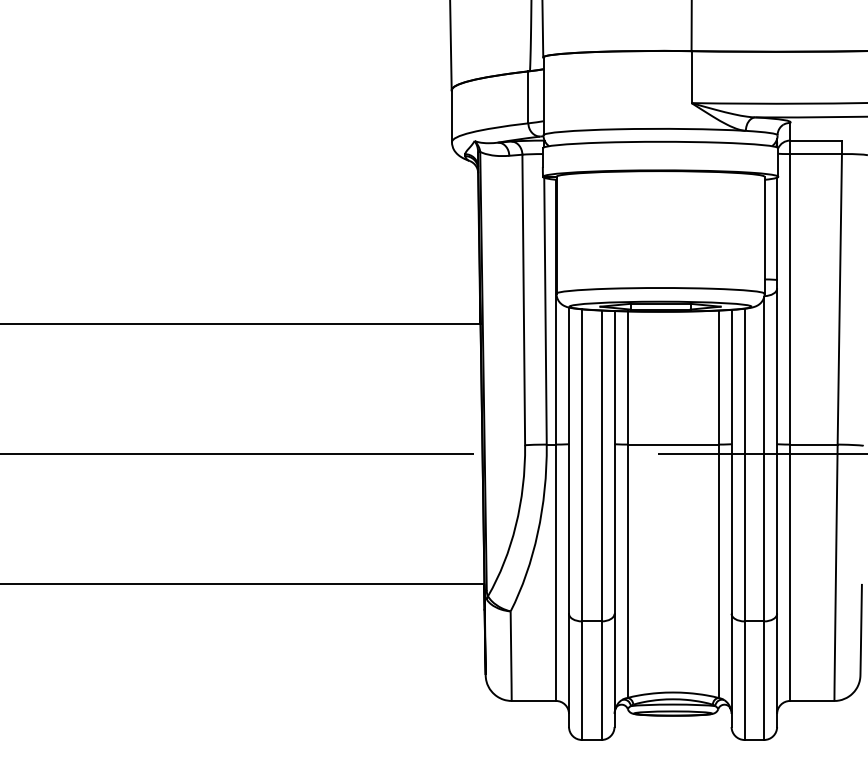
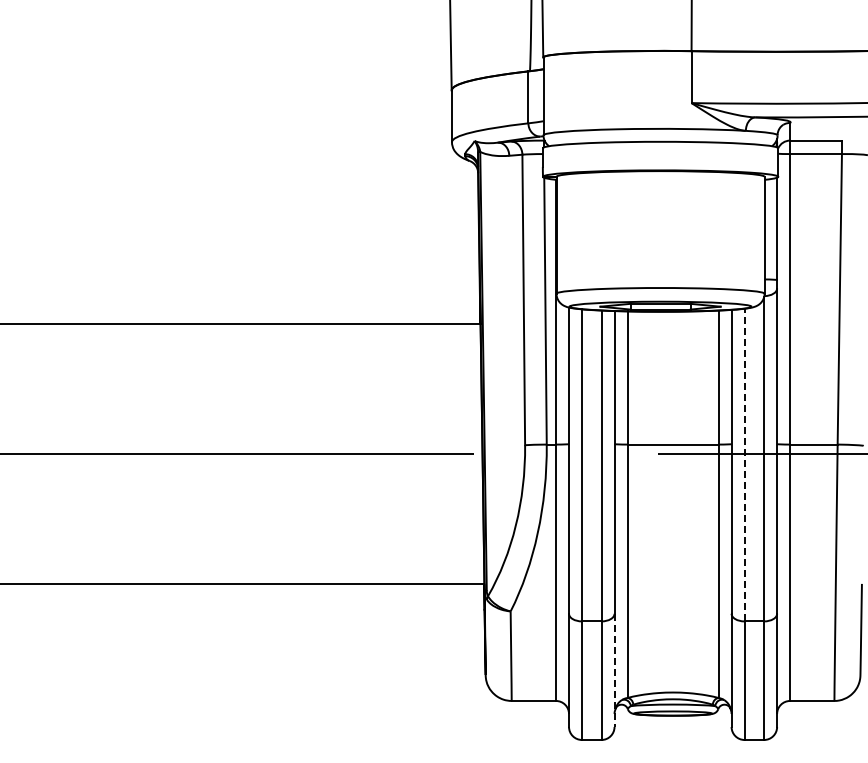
line: solid -> dashed (744, 464)
line: solid -> dashed (614, 670)
